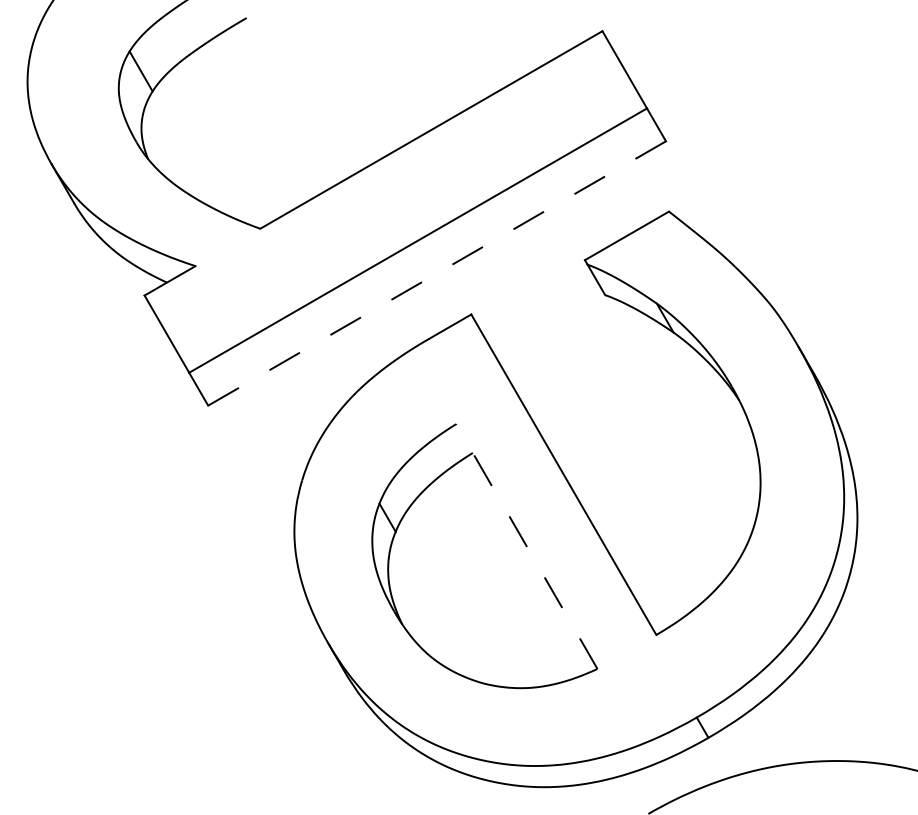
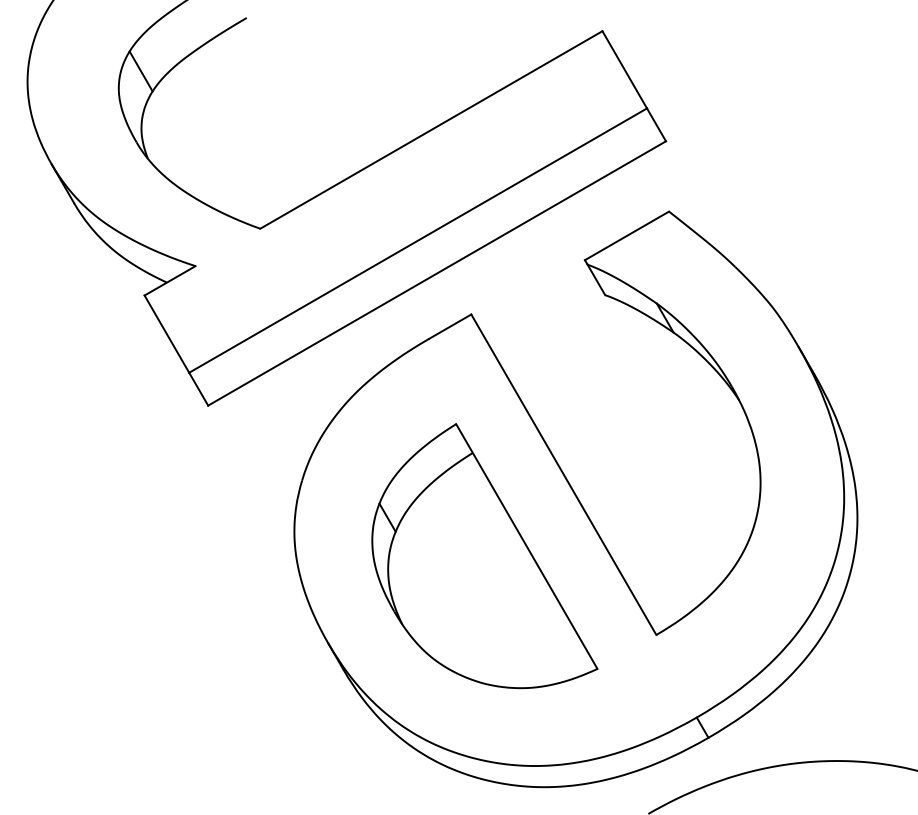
line: dashed -> solid (436, 273)
line: dashed -> solid (526, 546)
